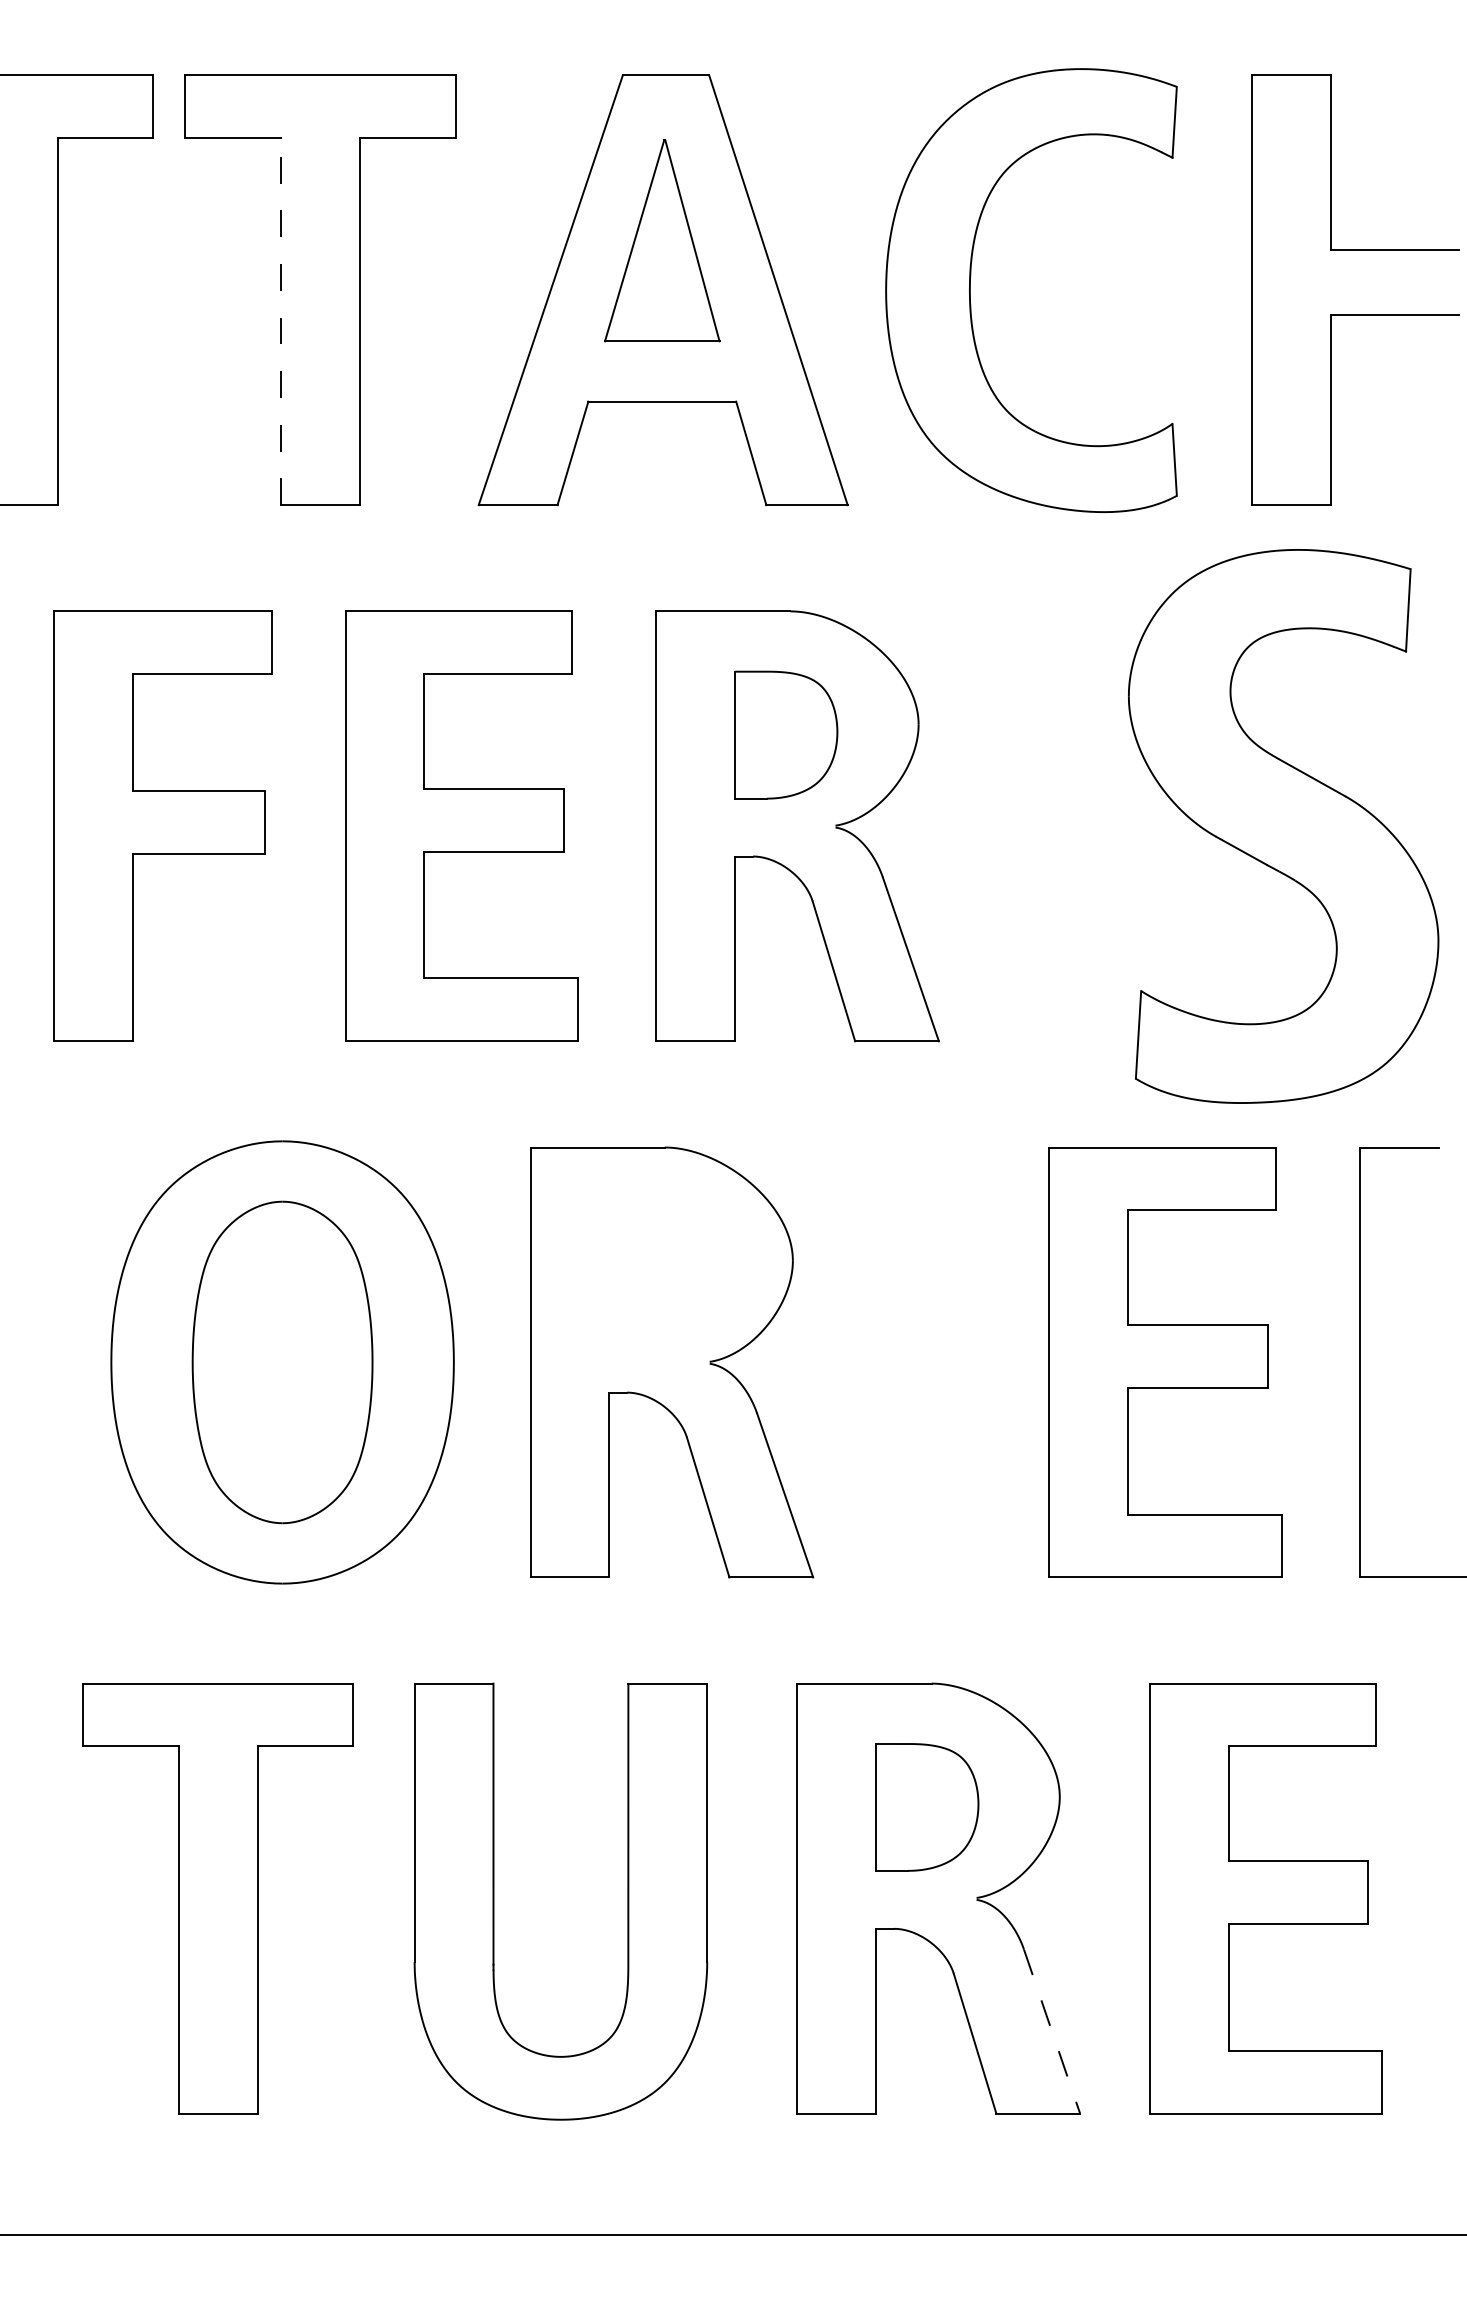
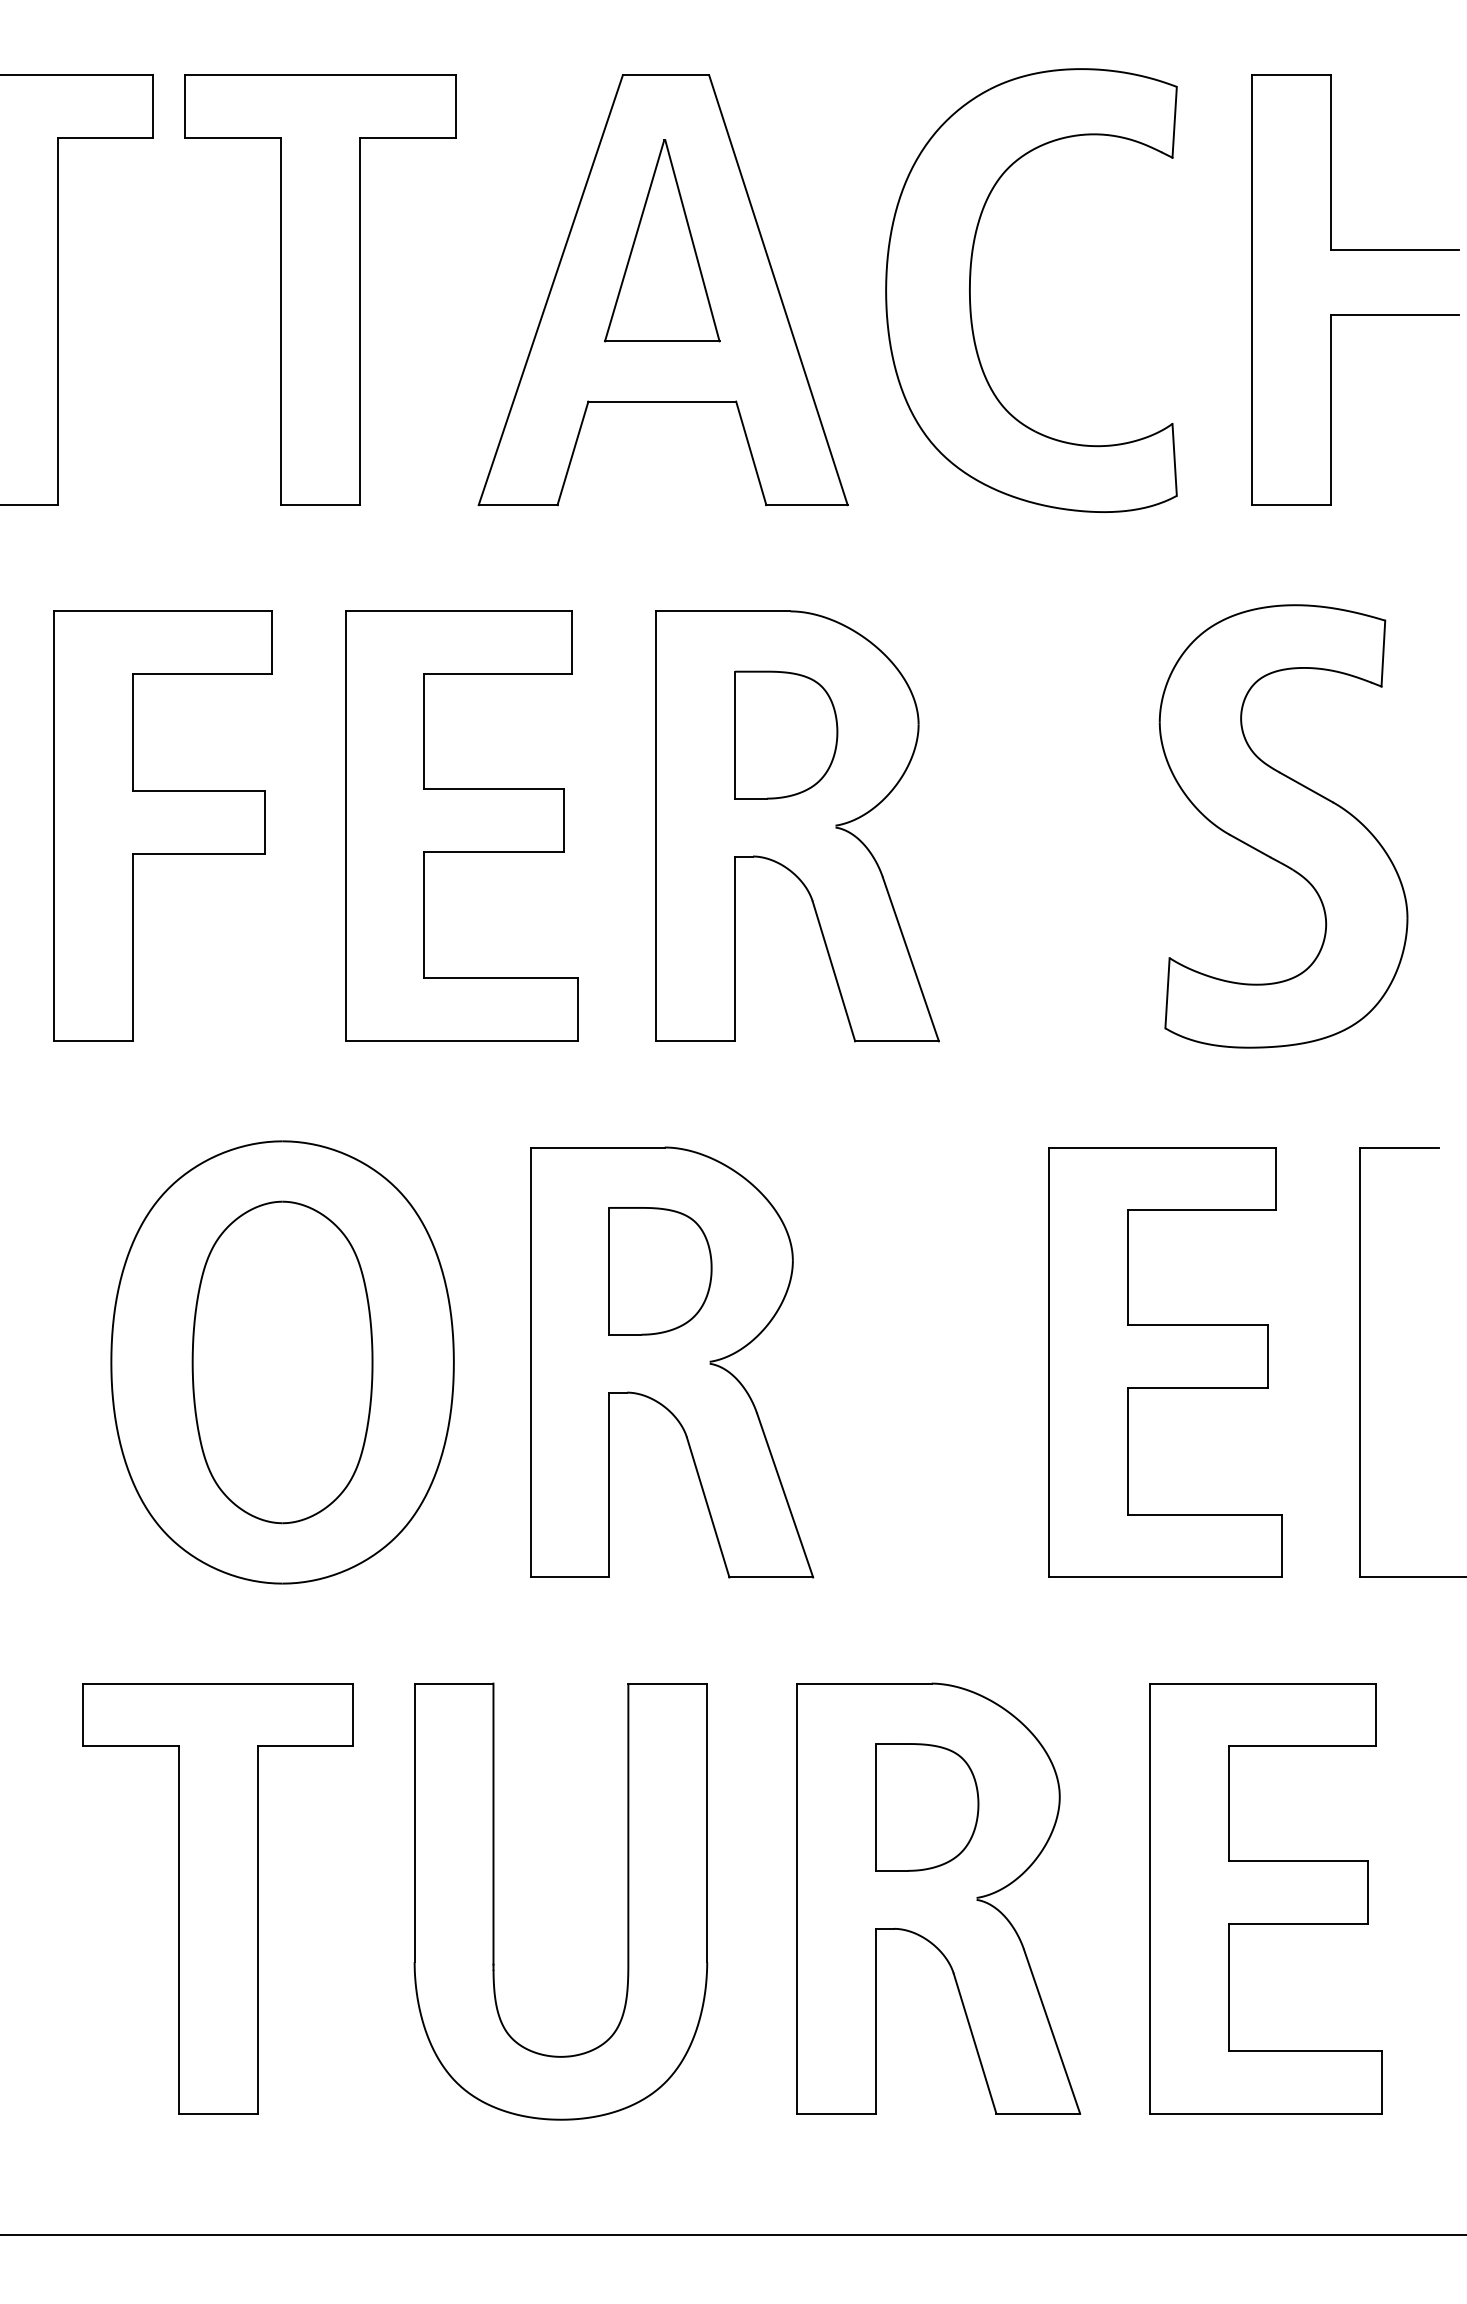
line: dashed -> solid (281, 321)
part size: 312x555 px -> 251x445 px (1283, 826)
part: none -> present (660, 1271)
line: dashed -> solid (1052, 2031)
